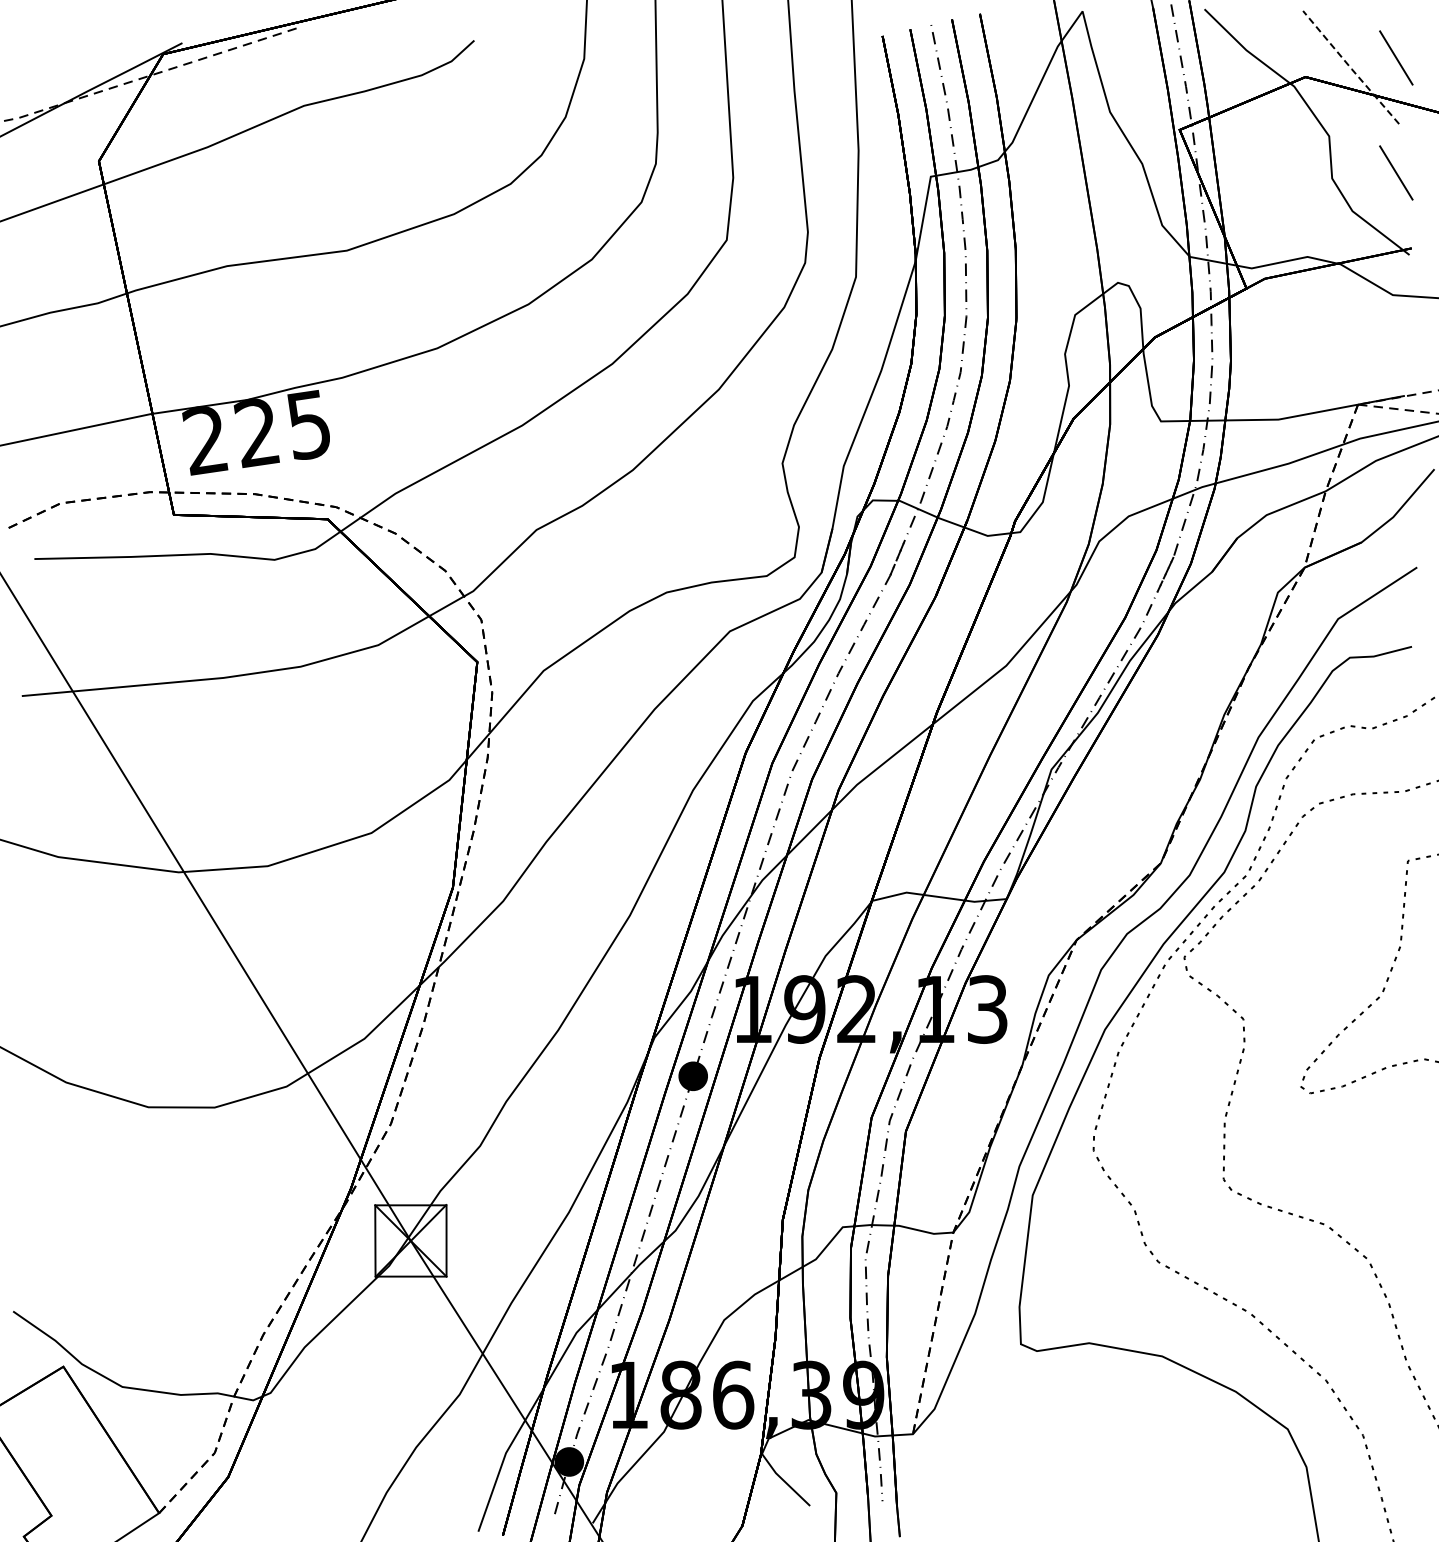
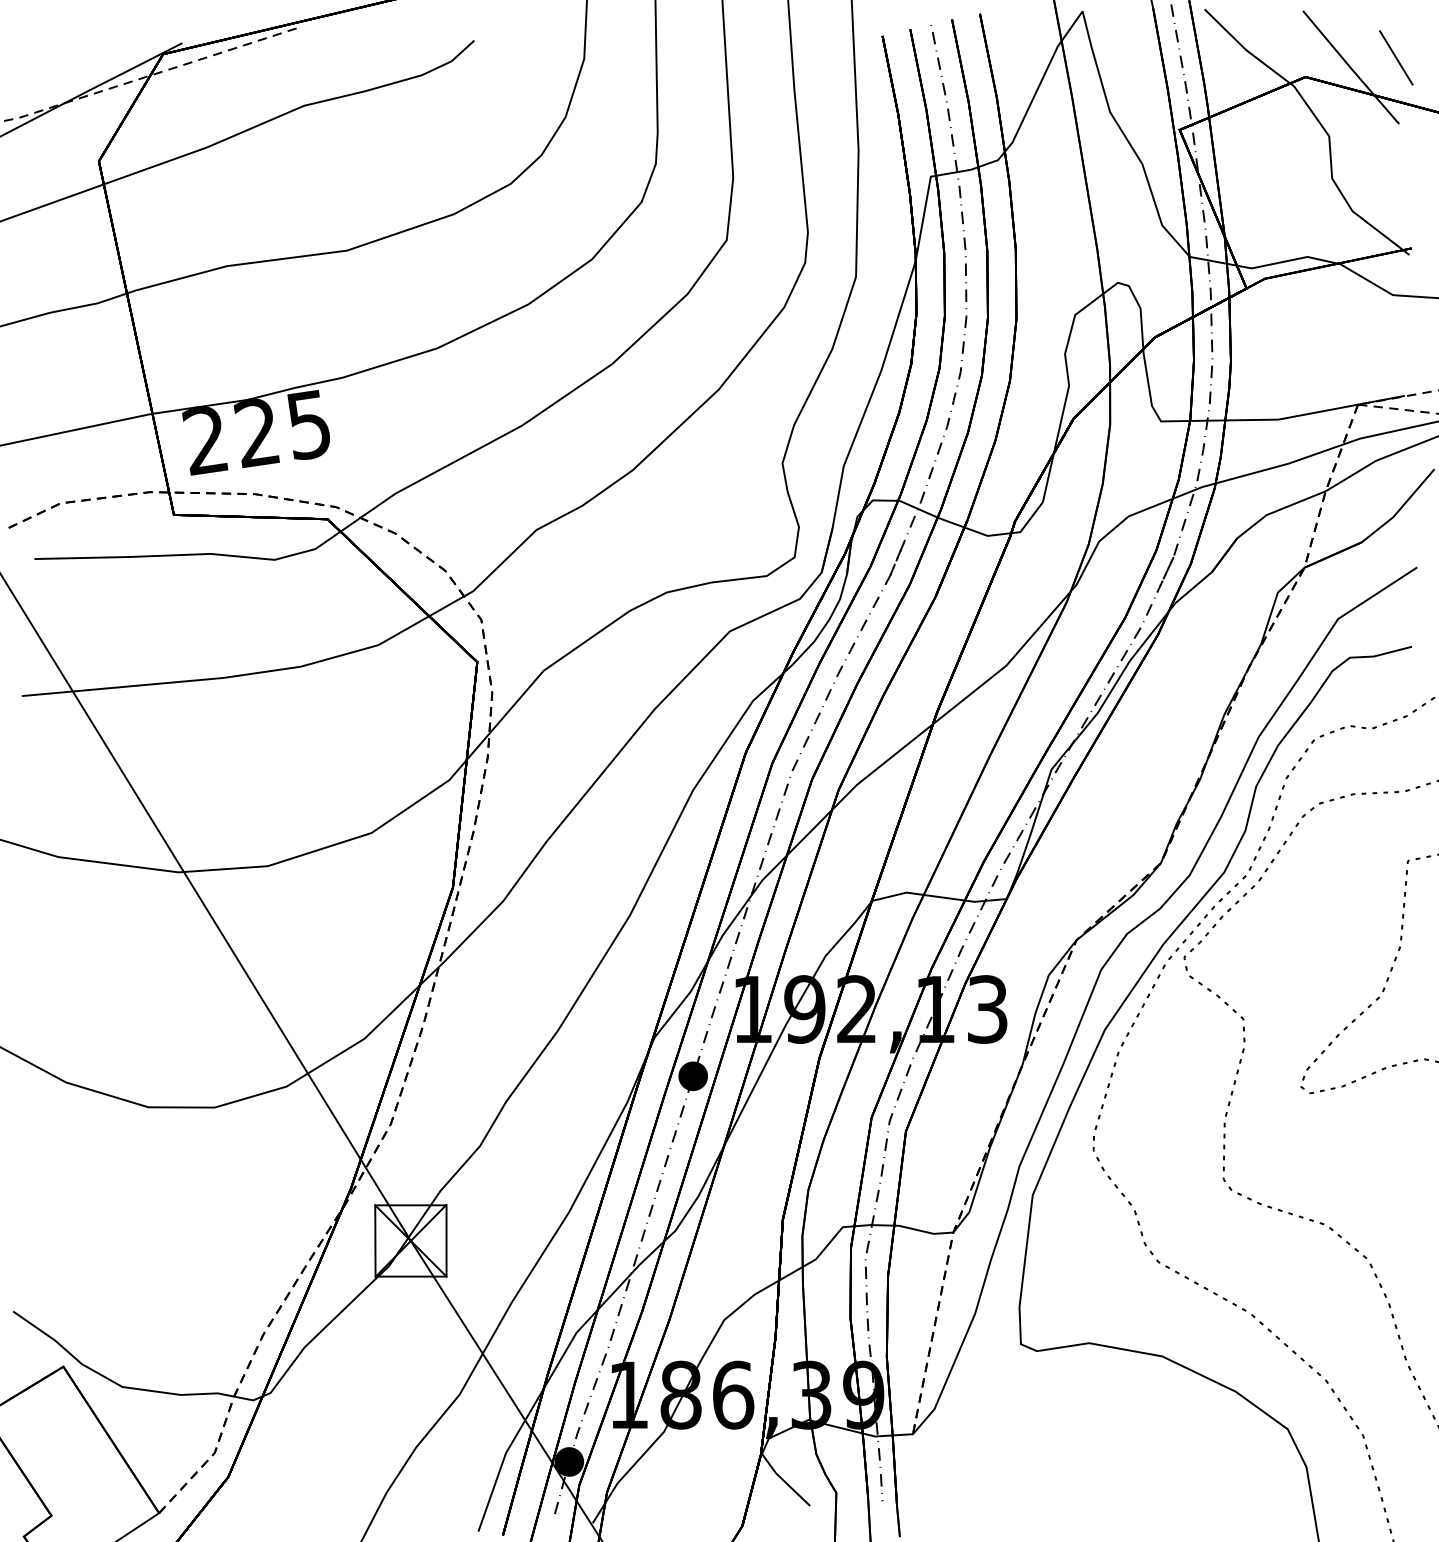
line: dashed -> solid (1351, 68)
line: present -> none (1396, 172)
